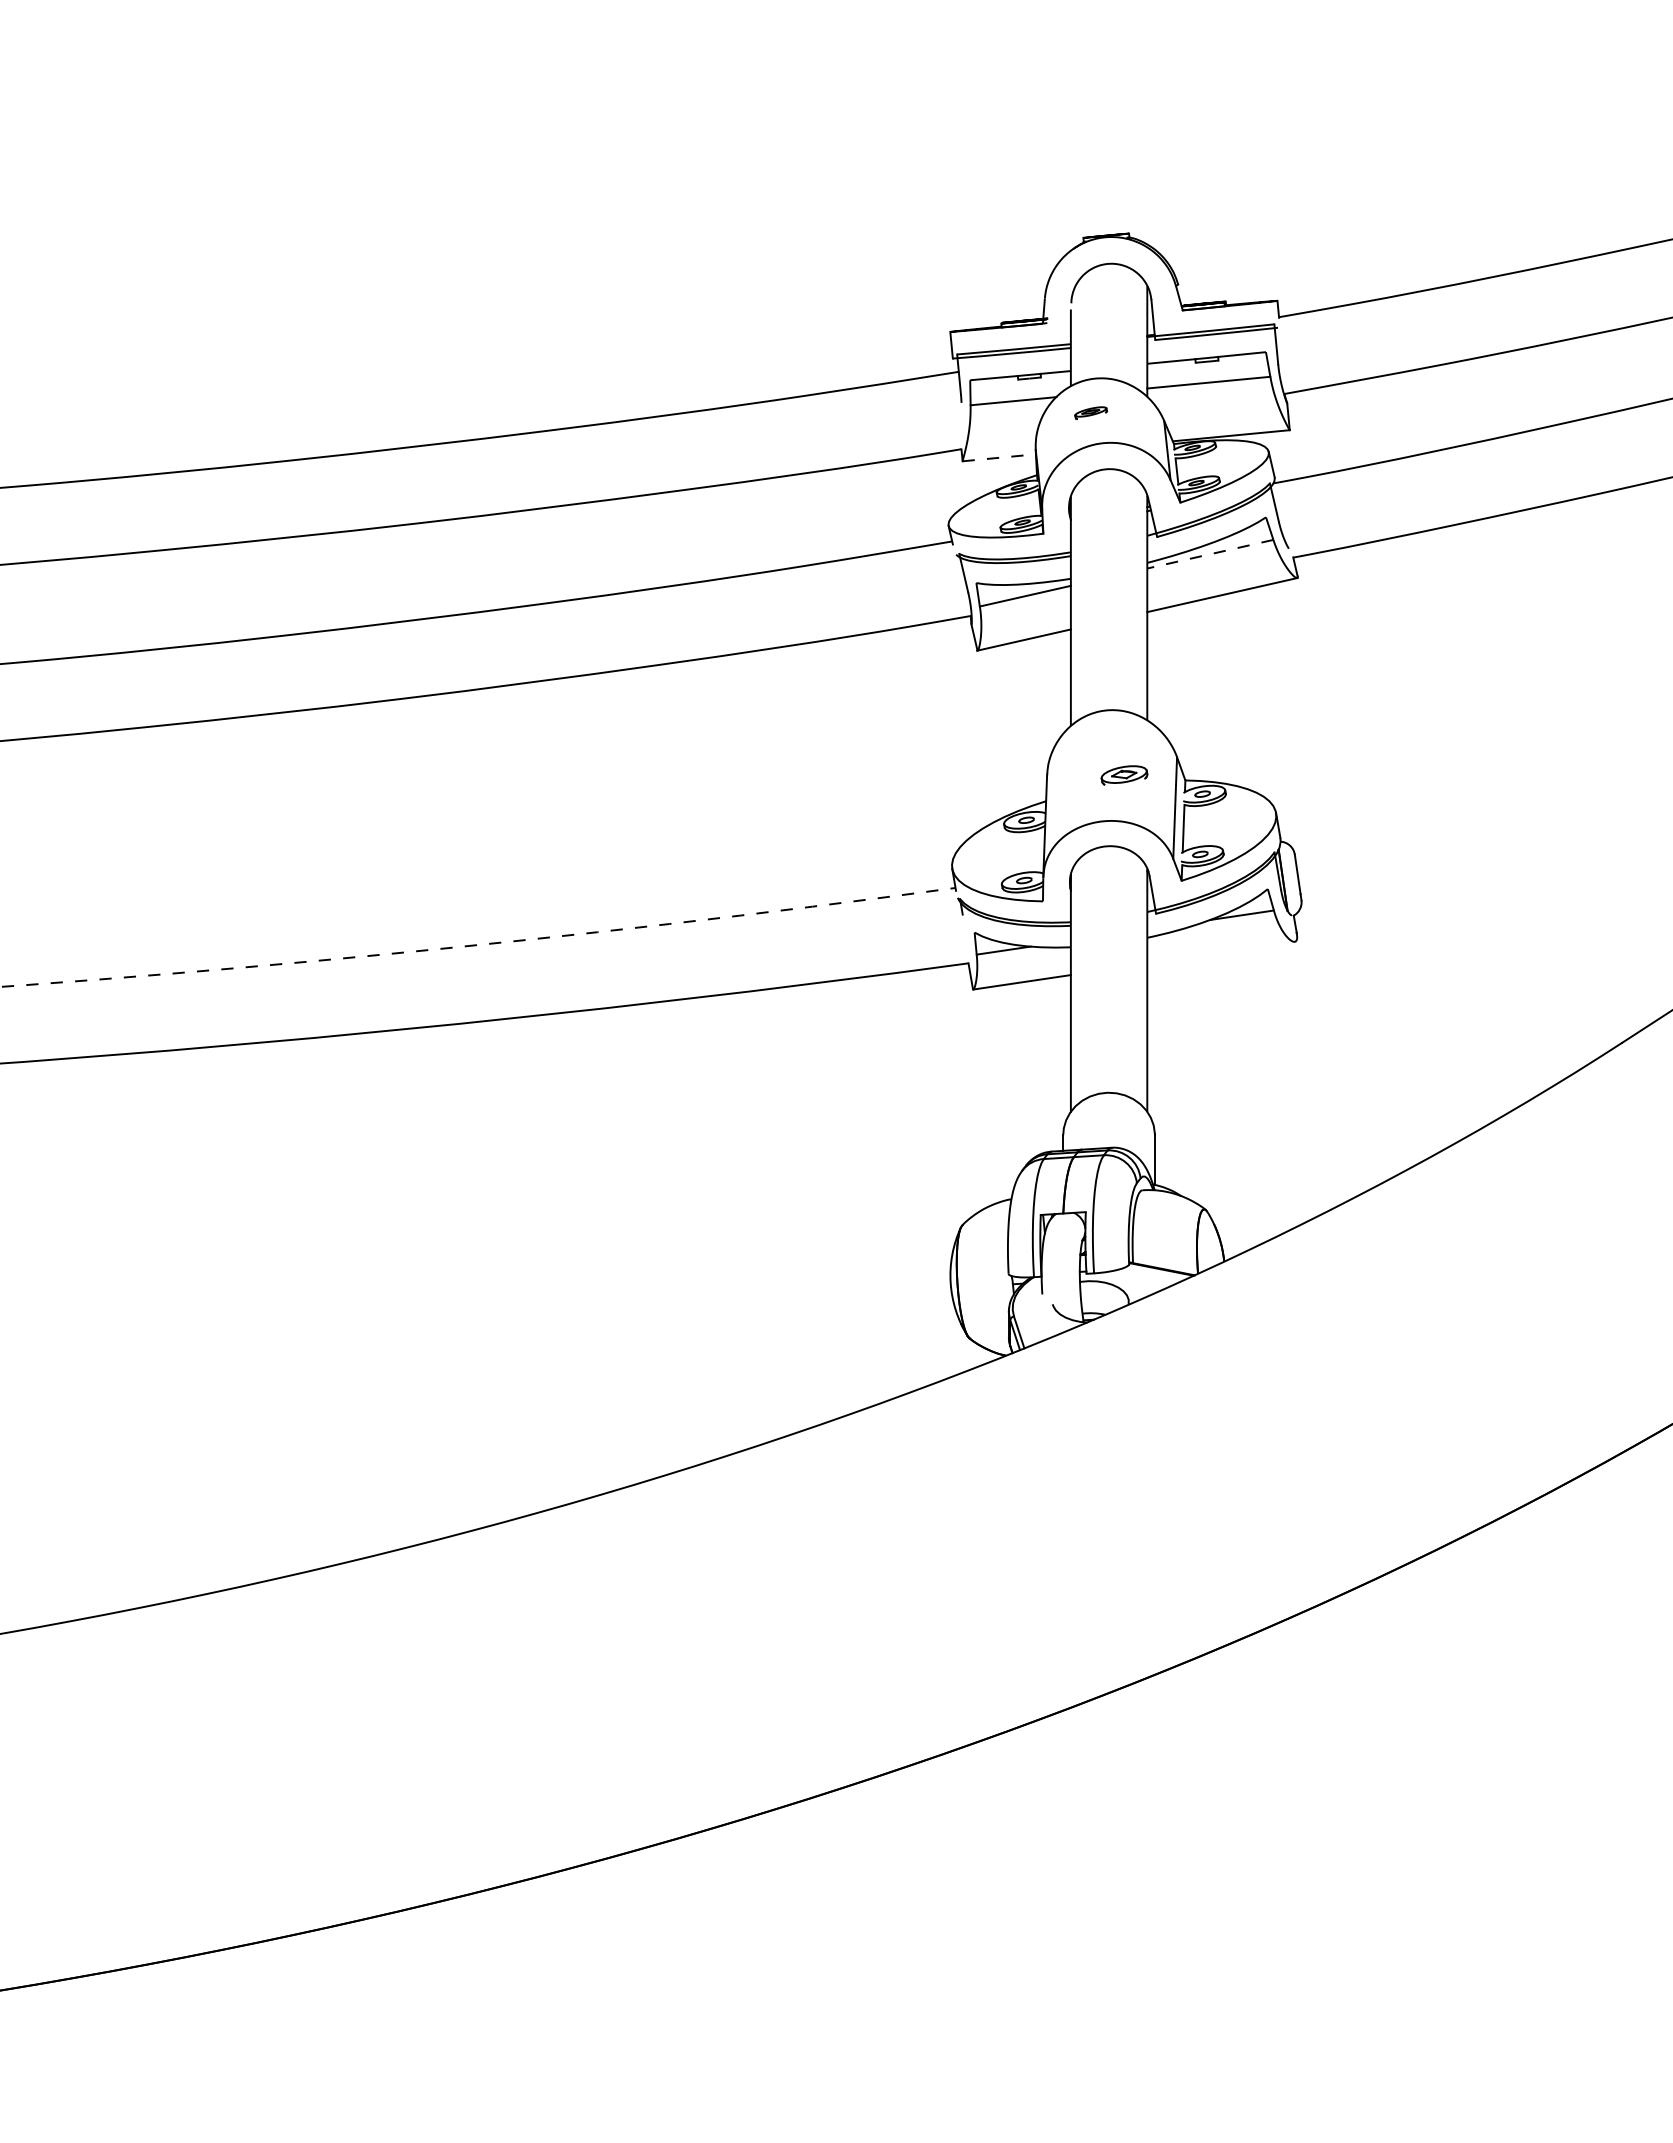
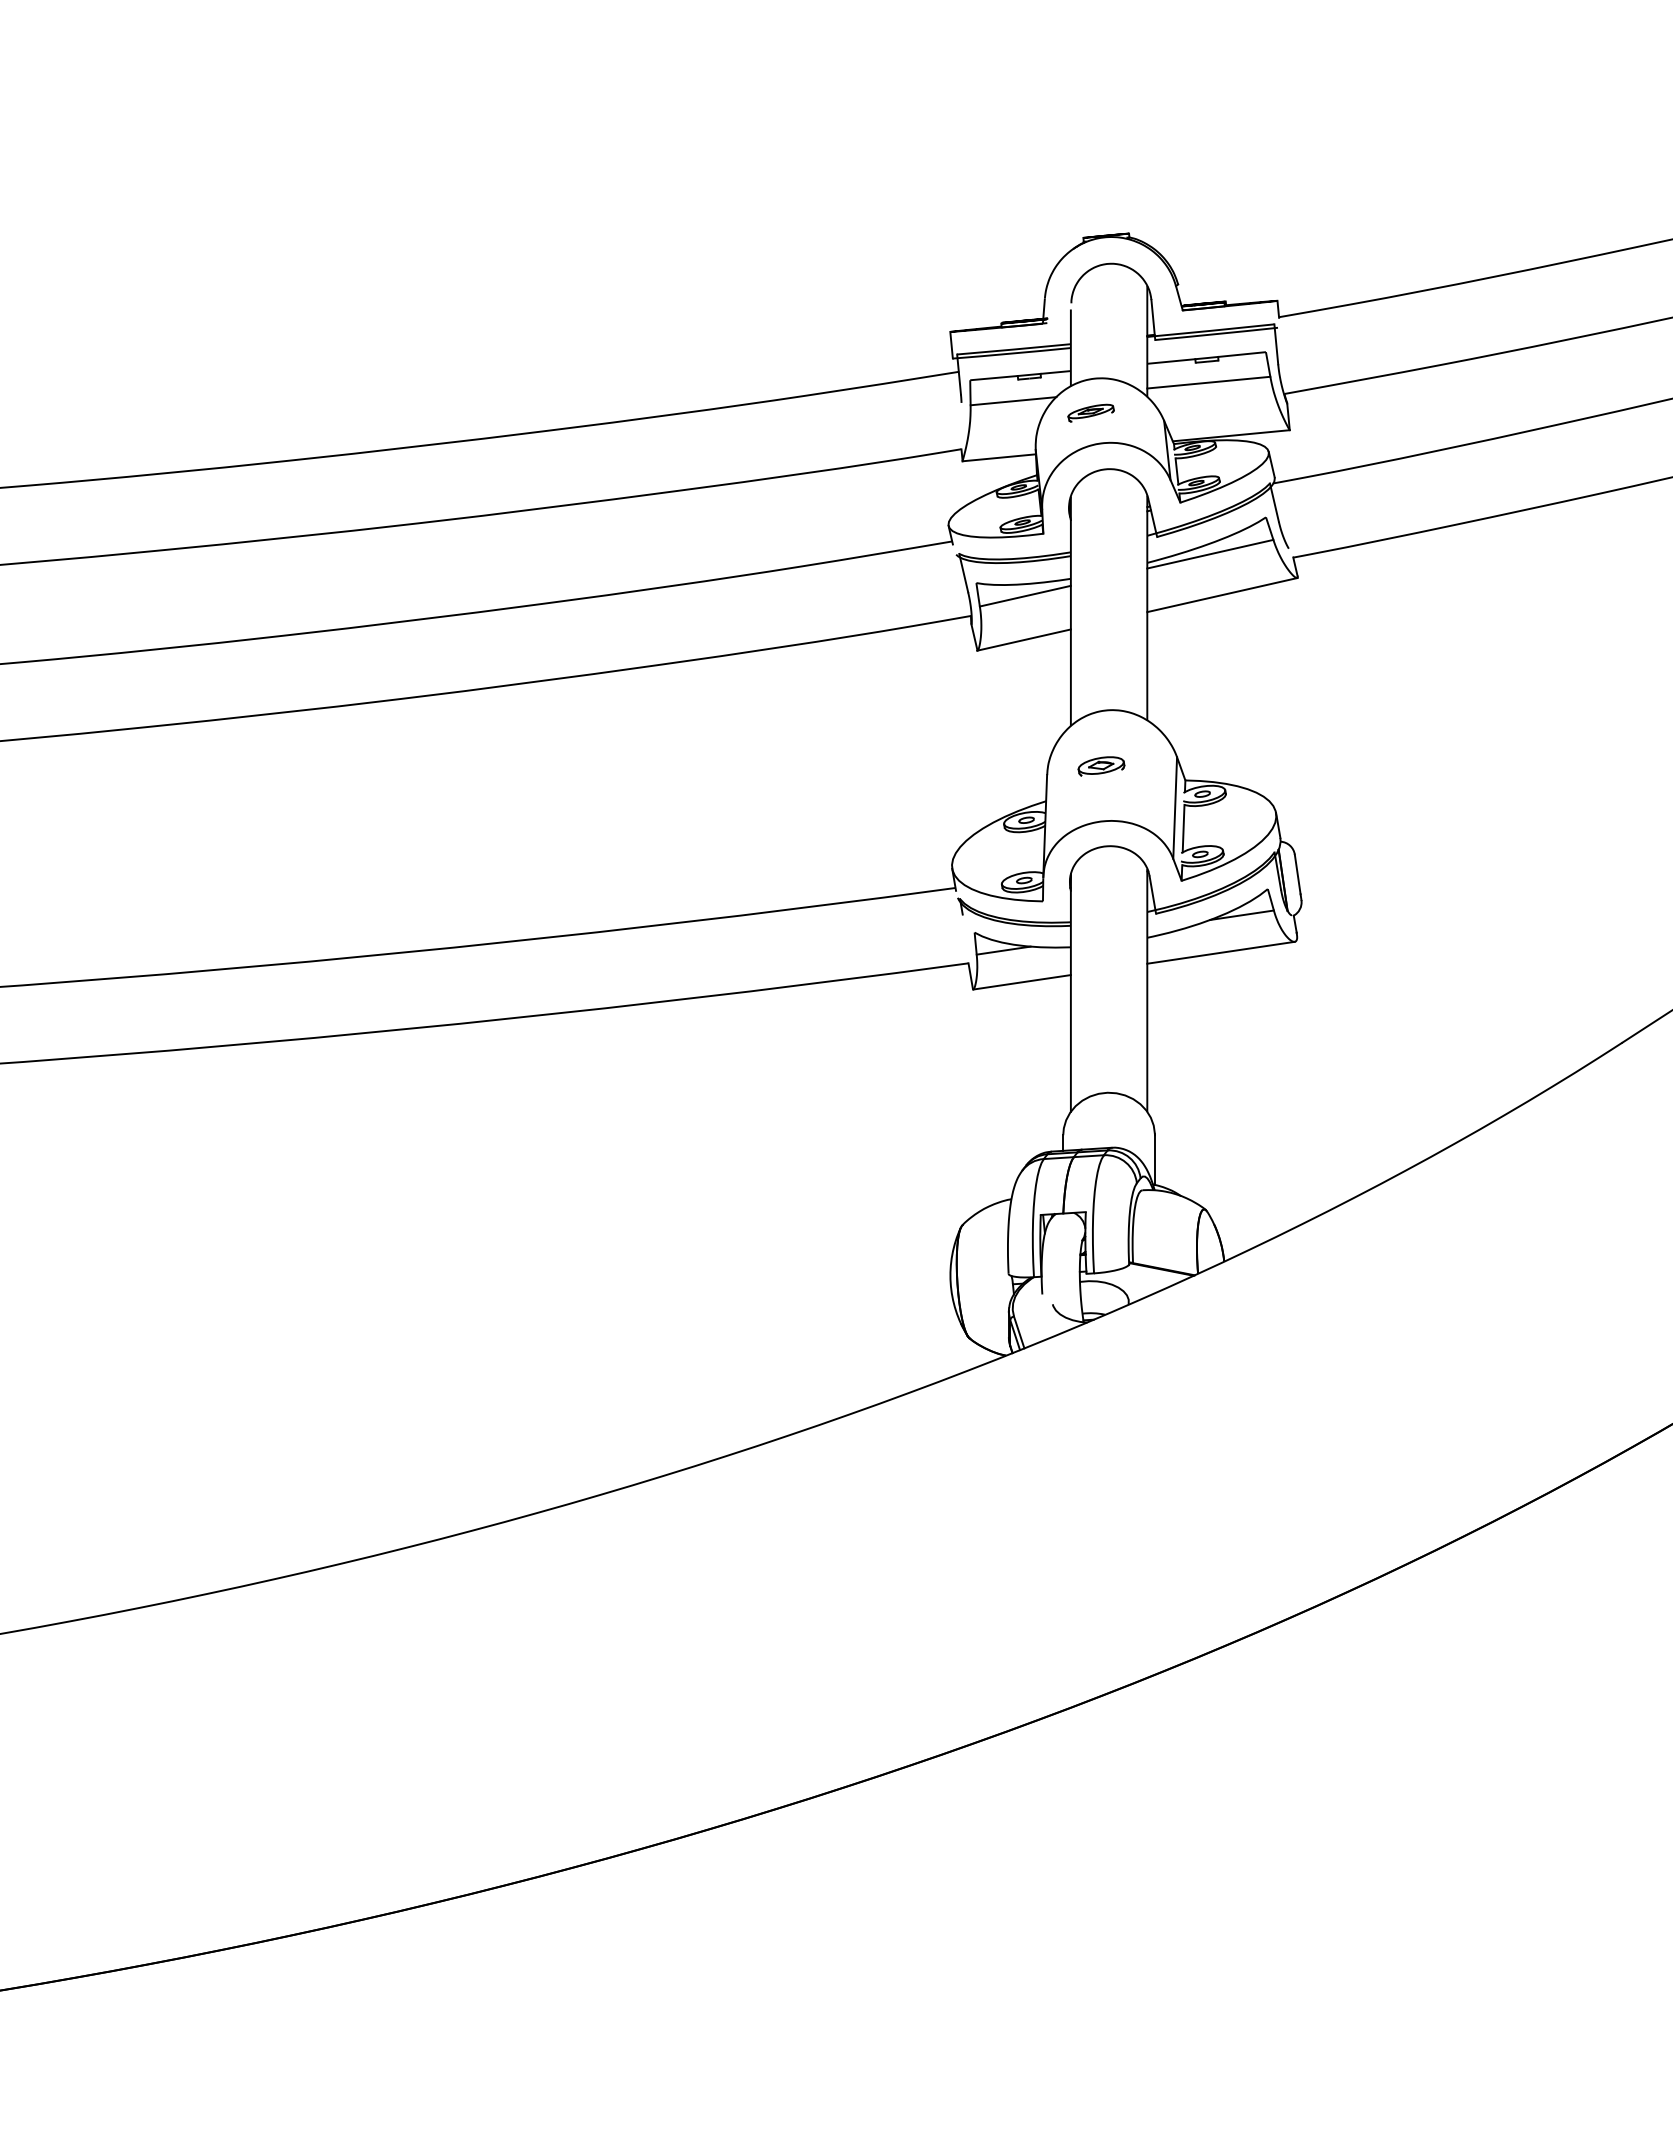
part size: 35x14 px -> 48x20 px (1090, 412)
line: dashed -> solid (999, 457)
line: dashed -> solid (1210, 554)
part position: (1124, 775) -> (1101, 766) (1101, 766)
arc: dashed -> solid (479, 944)
line: none -> present (1220, 952)
